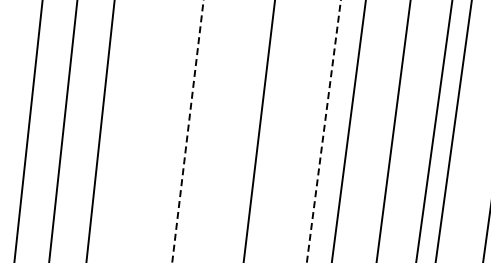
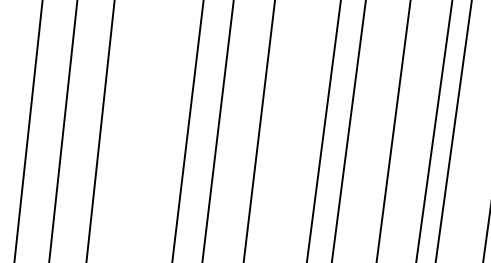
line: none -> present (217, 130)
line: dashed -> solid (323, 130)
line: dashed -> solid (187, 131)
